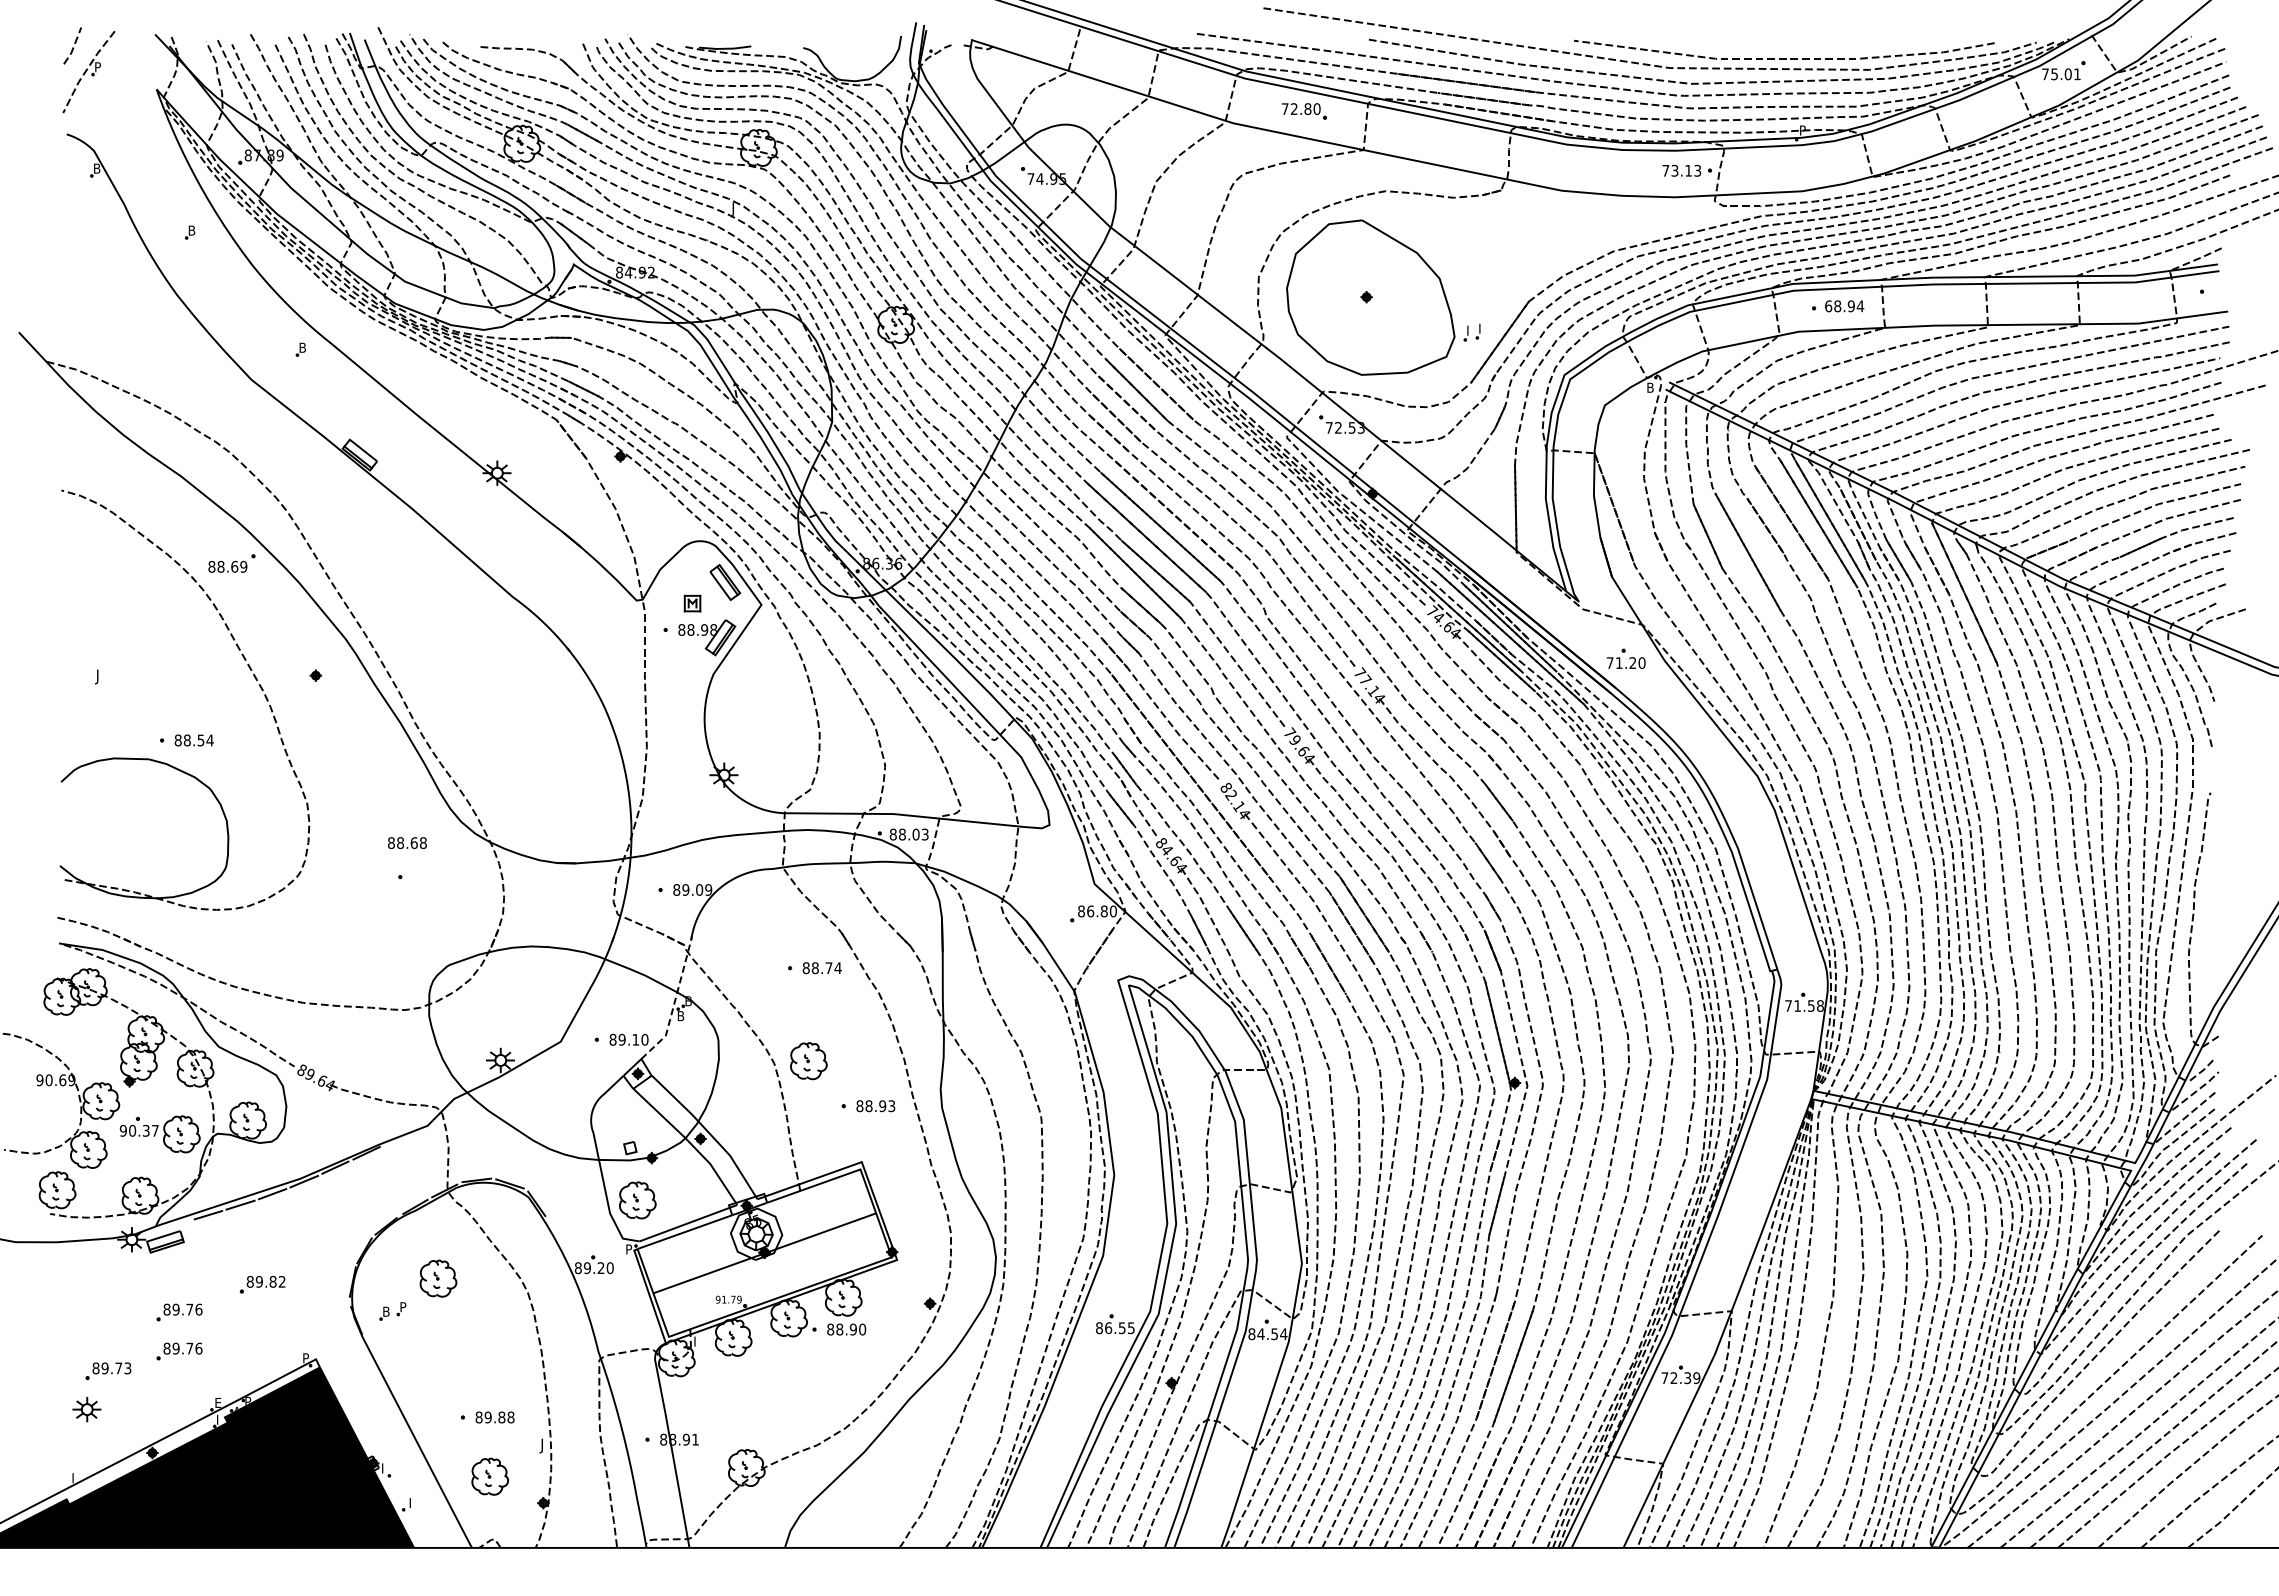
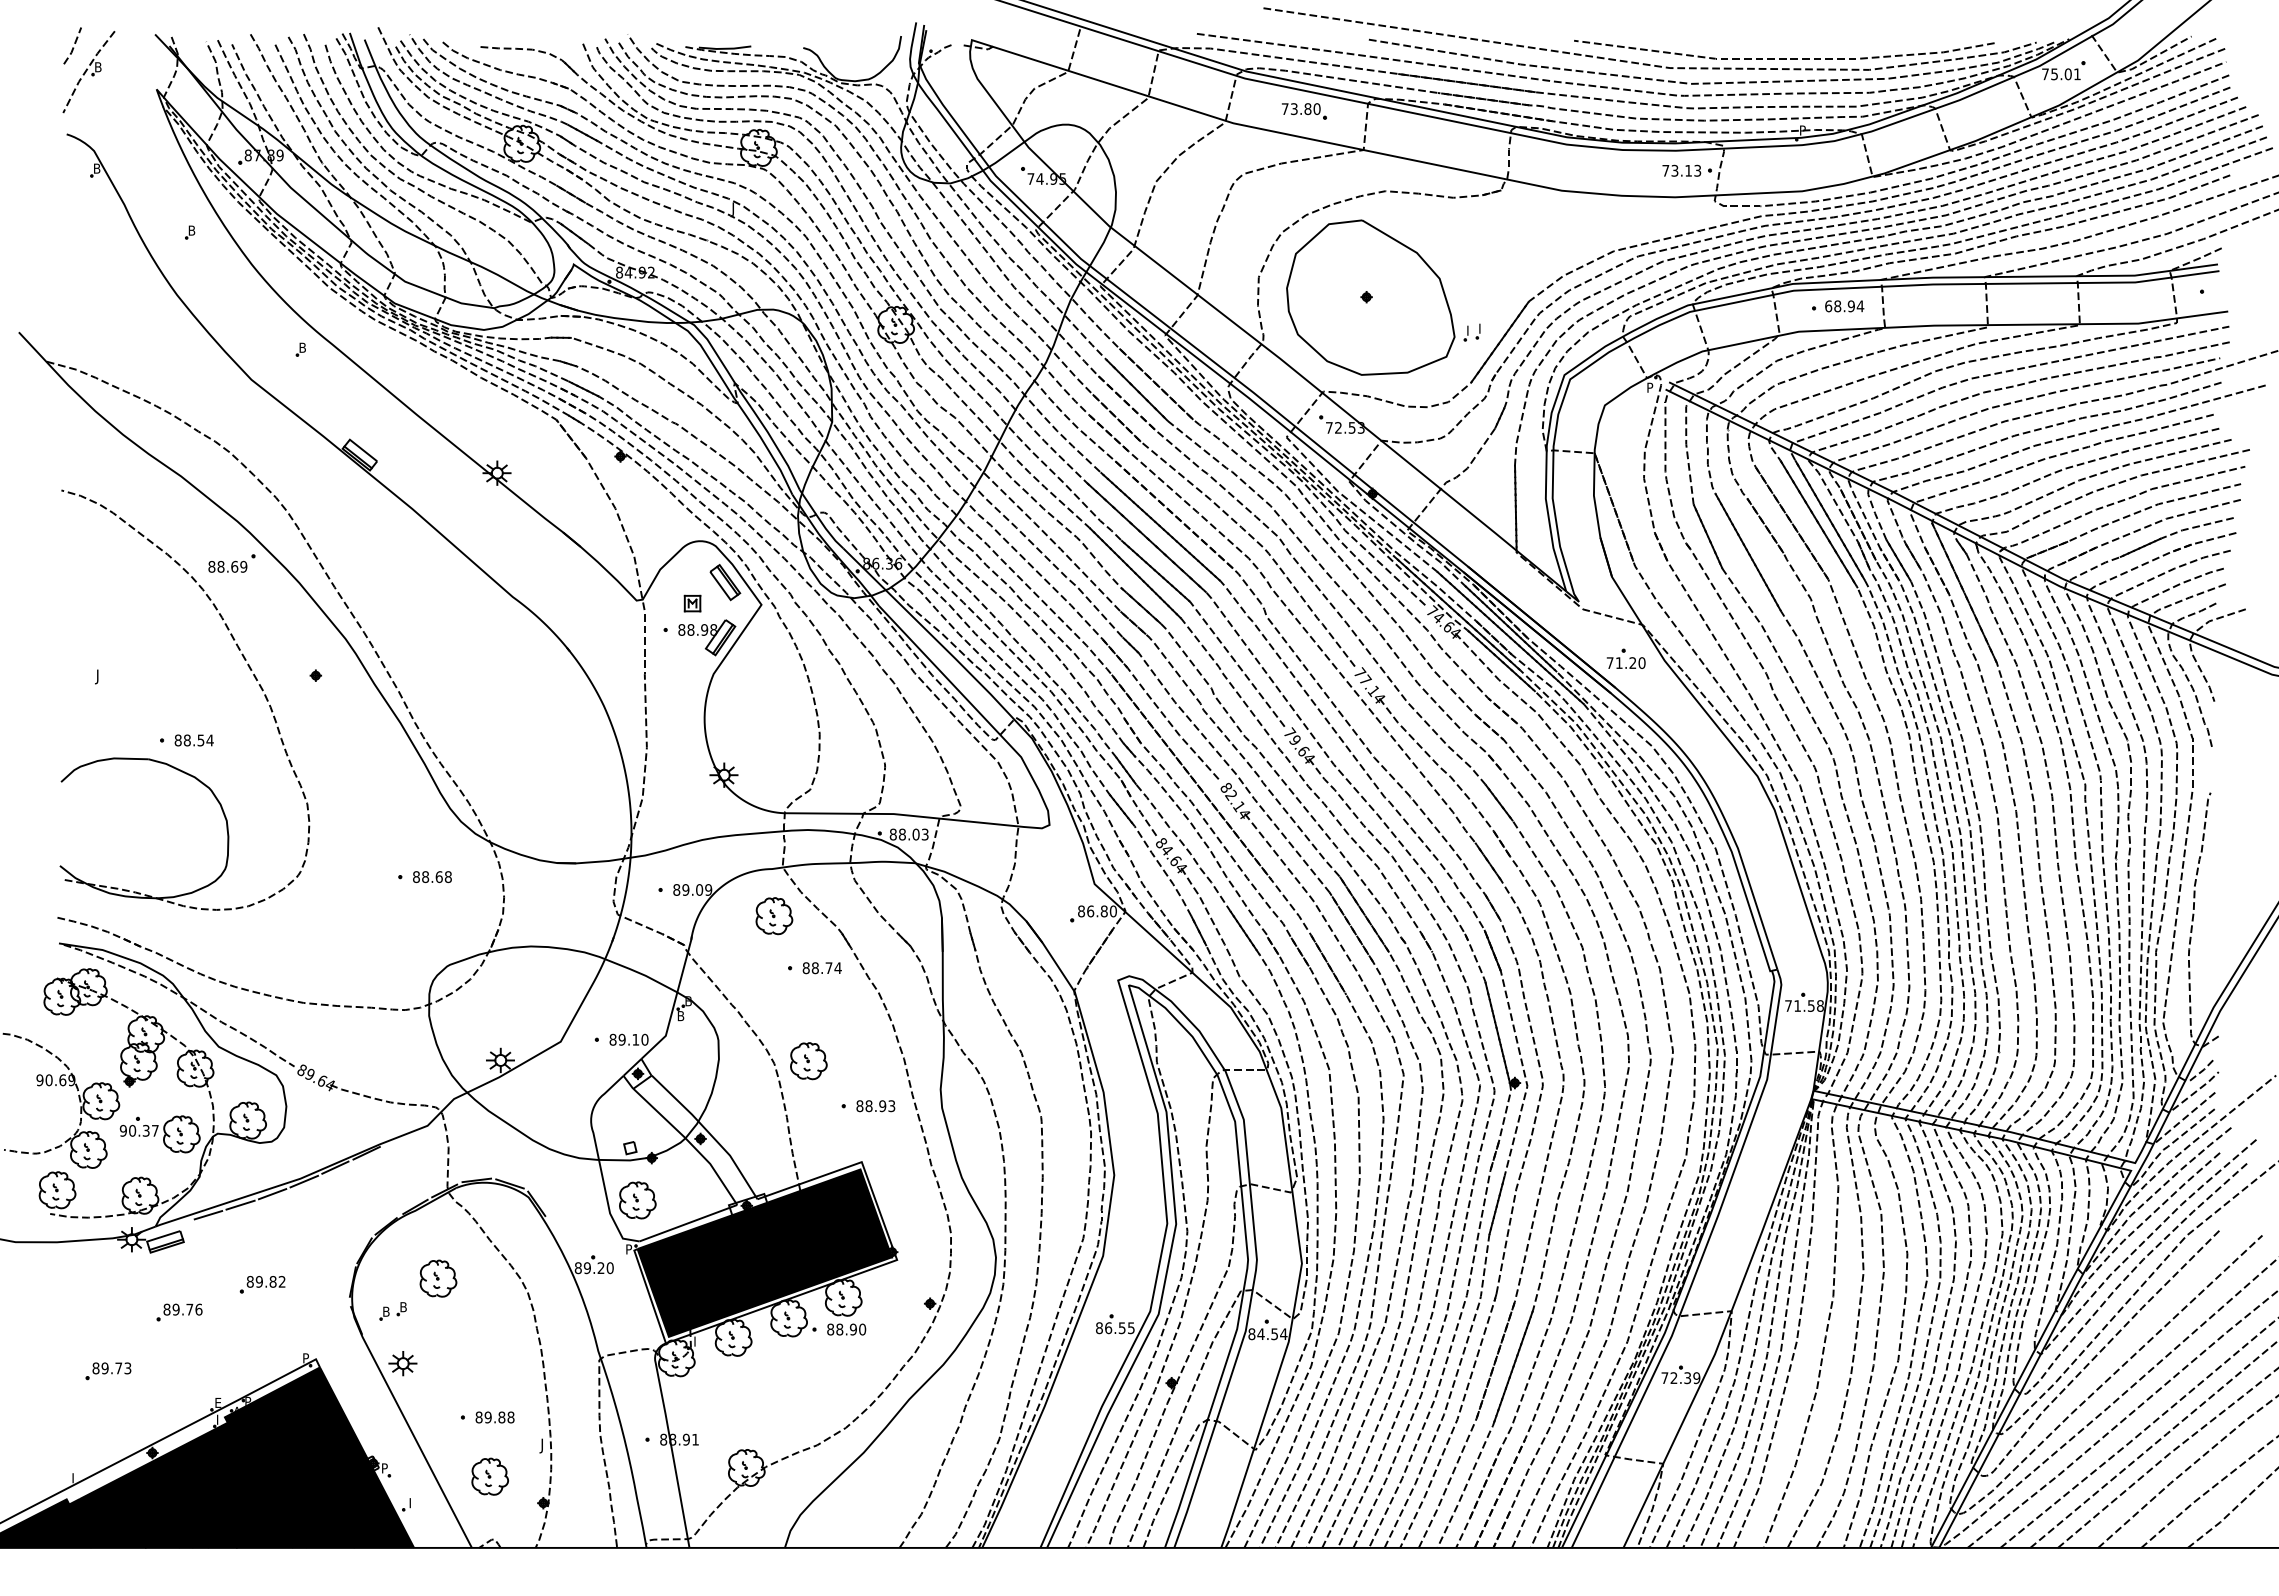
text: P -> B (98, 67)
text: 72.80 -> 73.80 (1294, 109)
text: B -> P (1650, 387)
text position: (407, 842) -> (432, 876) (432, 876)
part: none -> present (774, 916)
line: dashed -> solid (674, 1002)
fill: none -> present (764, 1252)
text: P -> B (403, 1307)
part: present -> none (179, 1351)
part position: (86, 1409) -> (402, 1363) (402, 1363)
text: I -> P (385, 1466)
